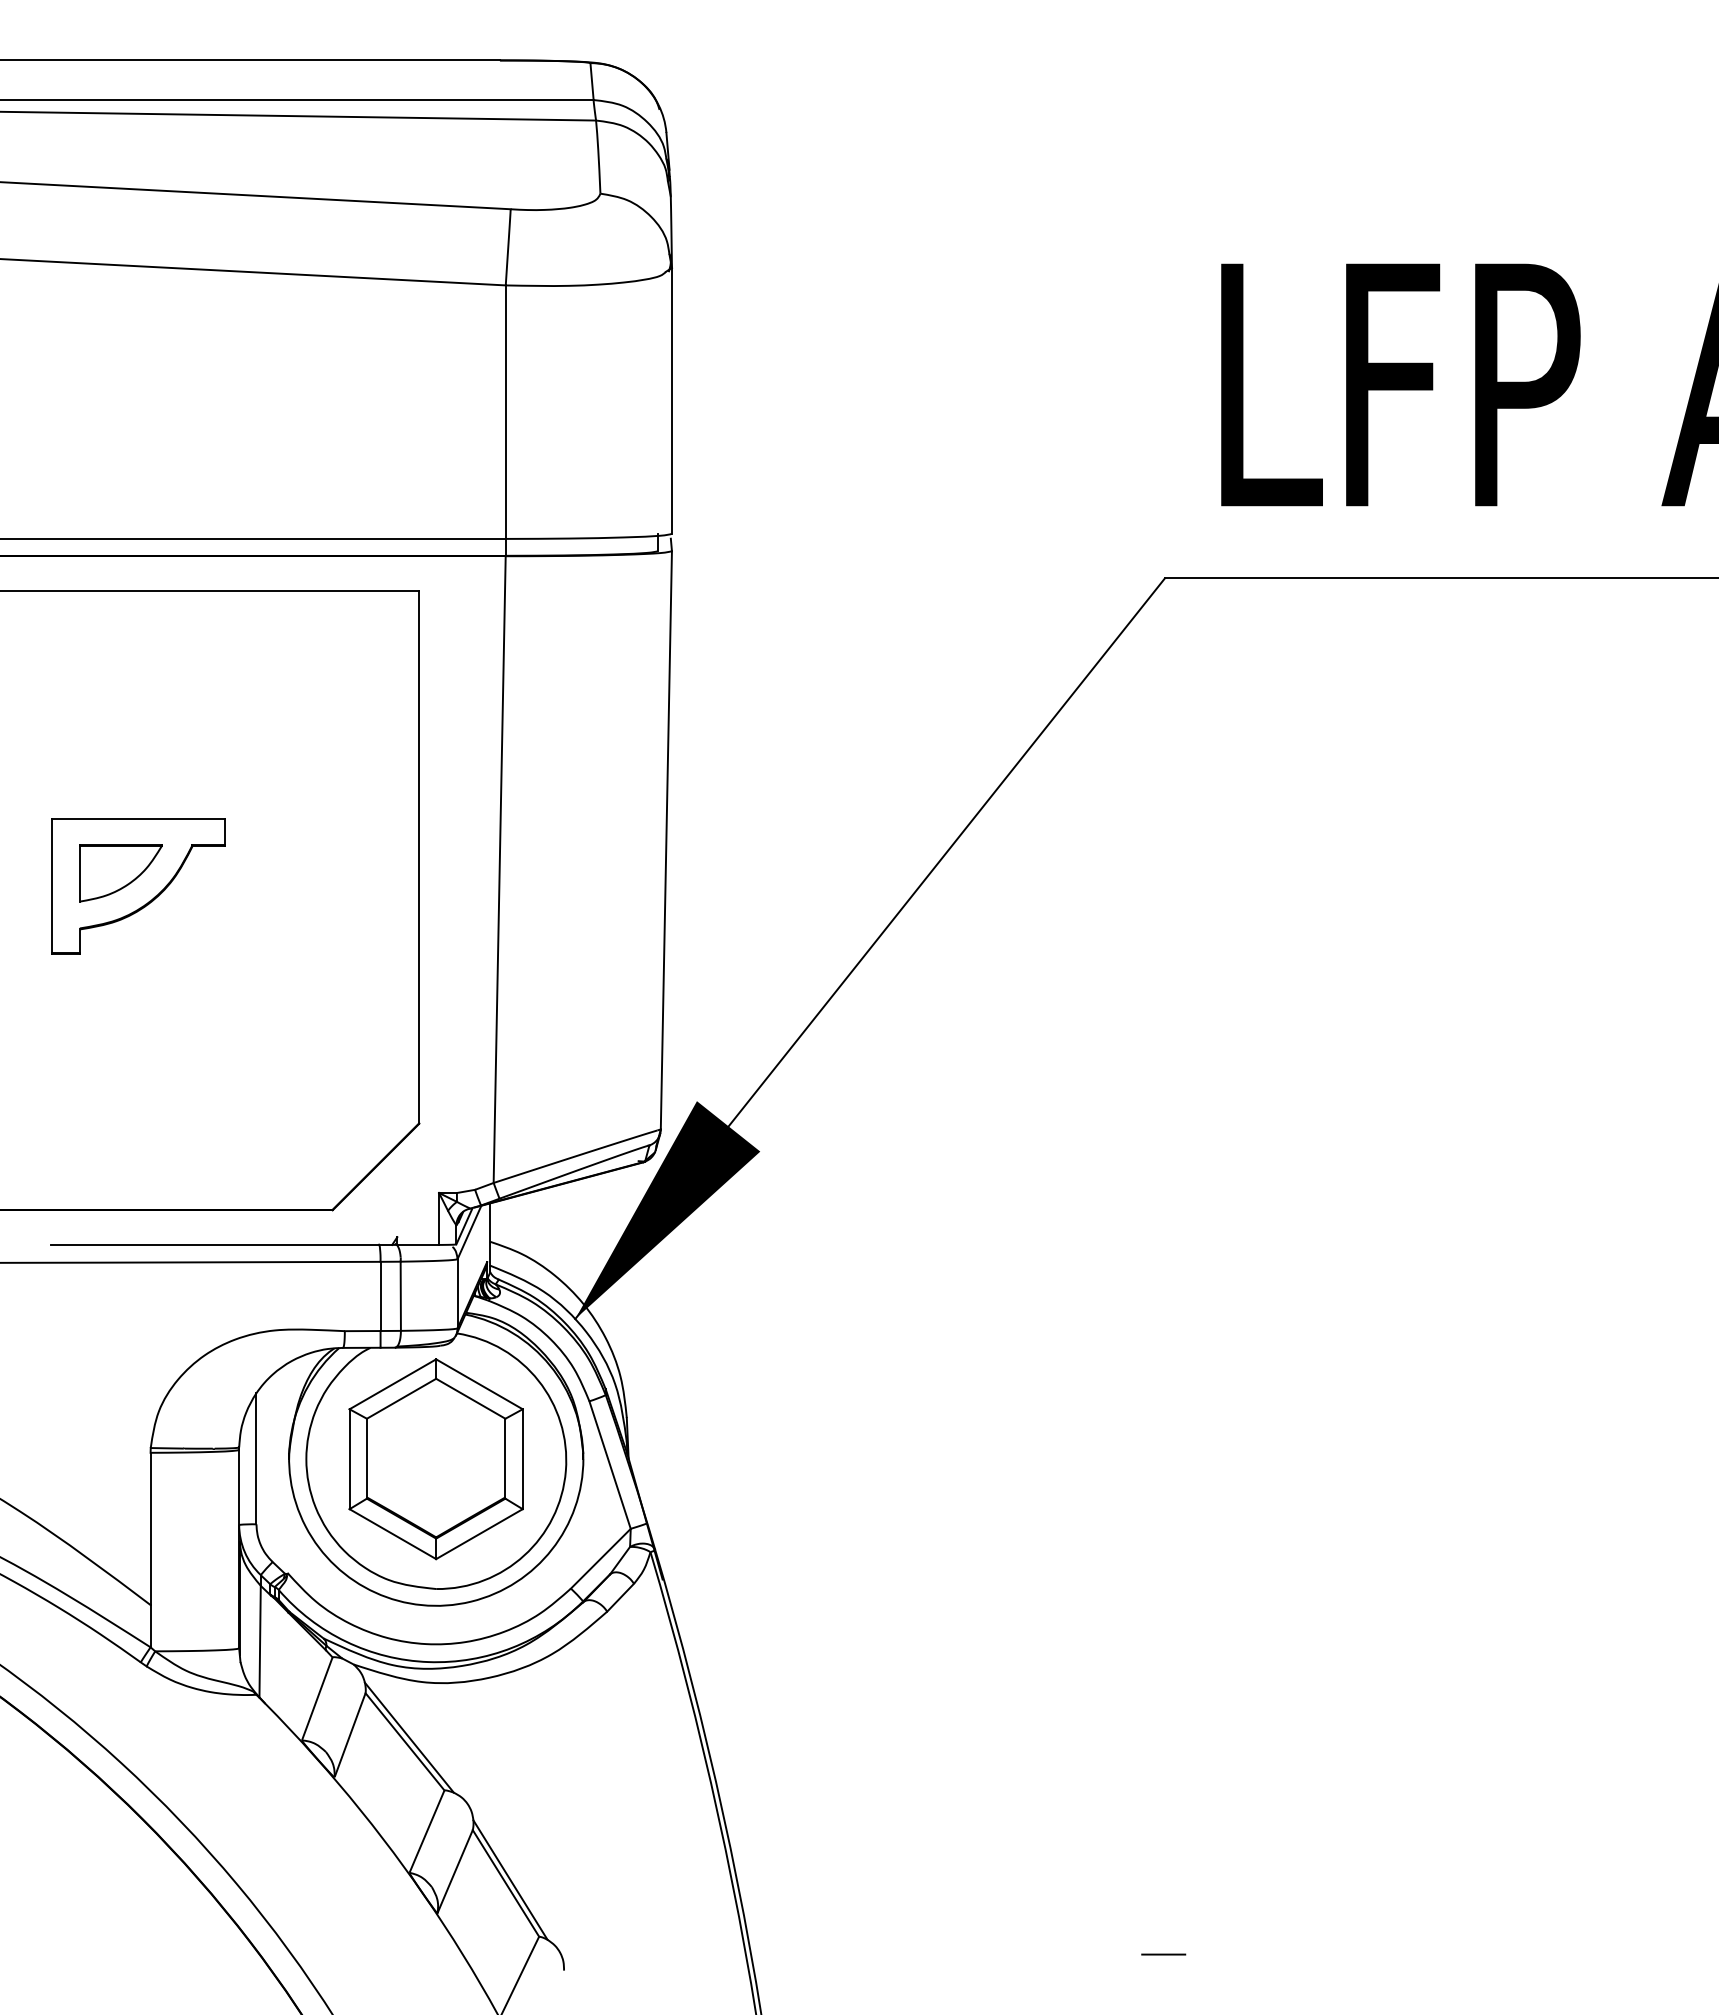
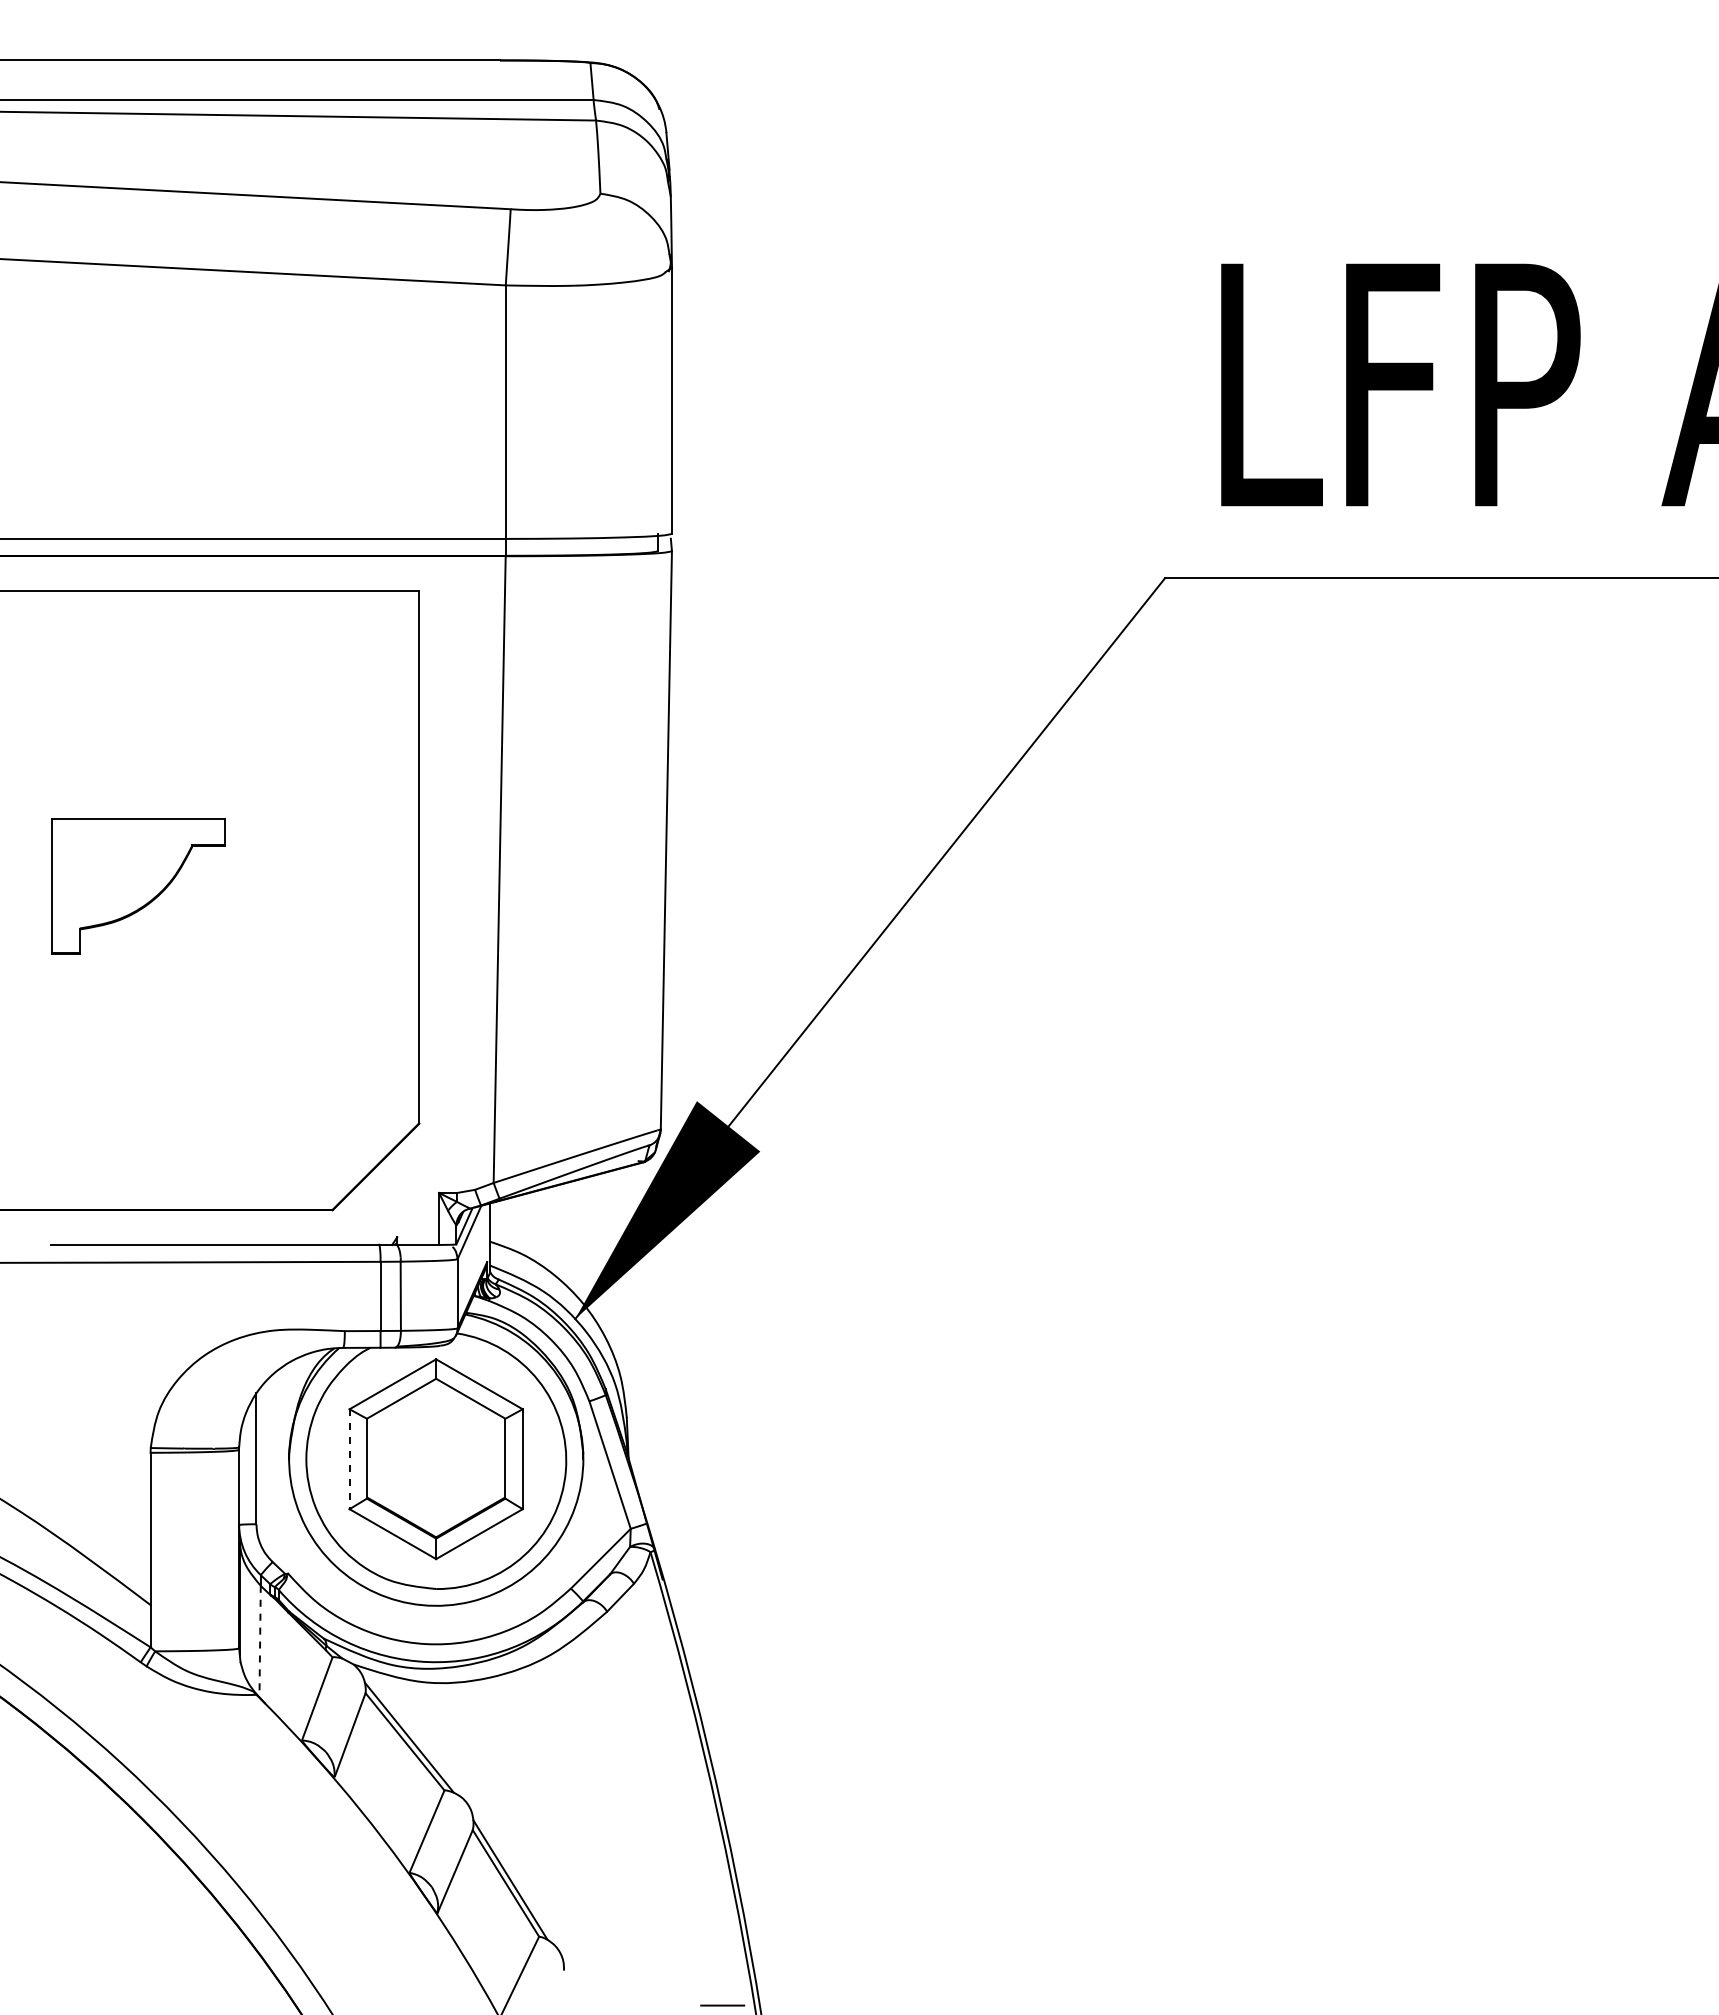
part: present -> none (120, 873)
line: solid -> dashed (349, 1459)
line: solid -> dashed (260, 1641)
line position: (1163, 1954) -> (722, 2005) (722, 2005)
